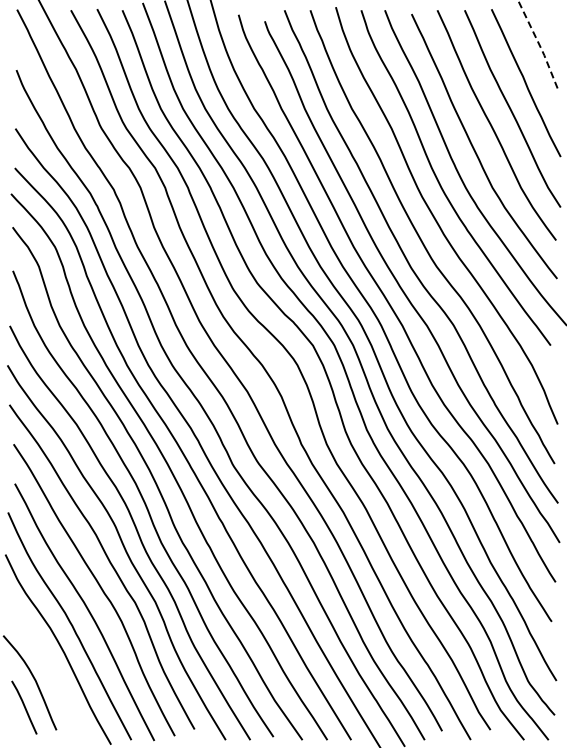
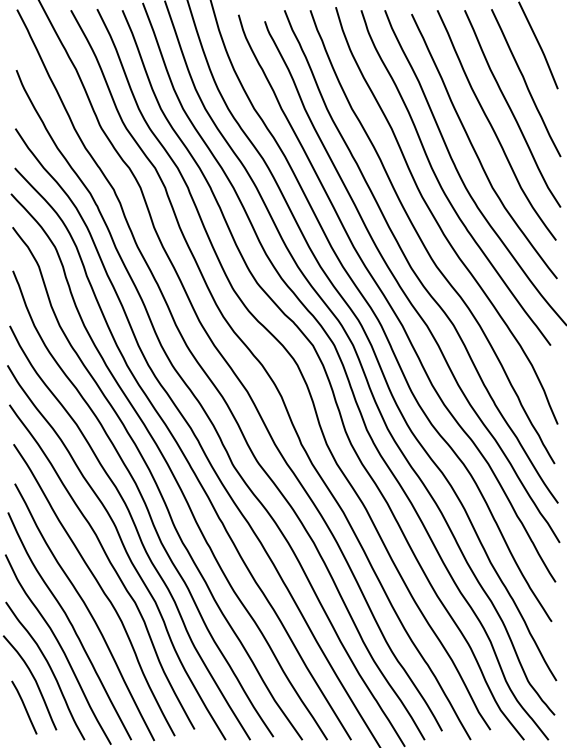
line: dashed -> solid (540, 46)
curve: none -> present (49, 668)
